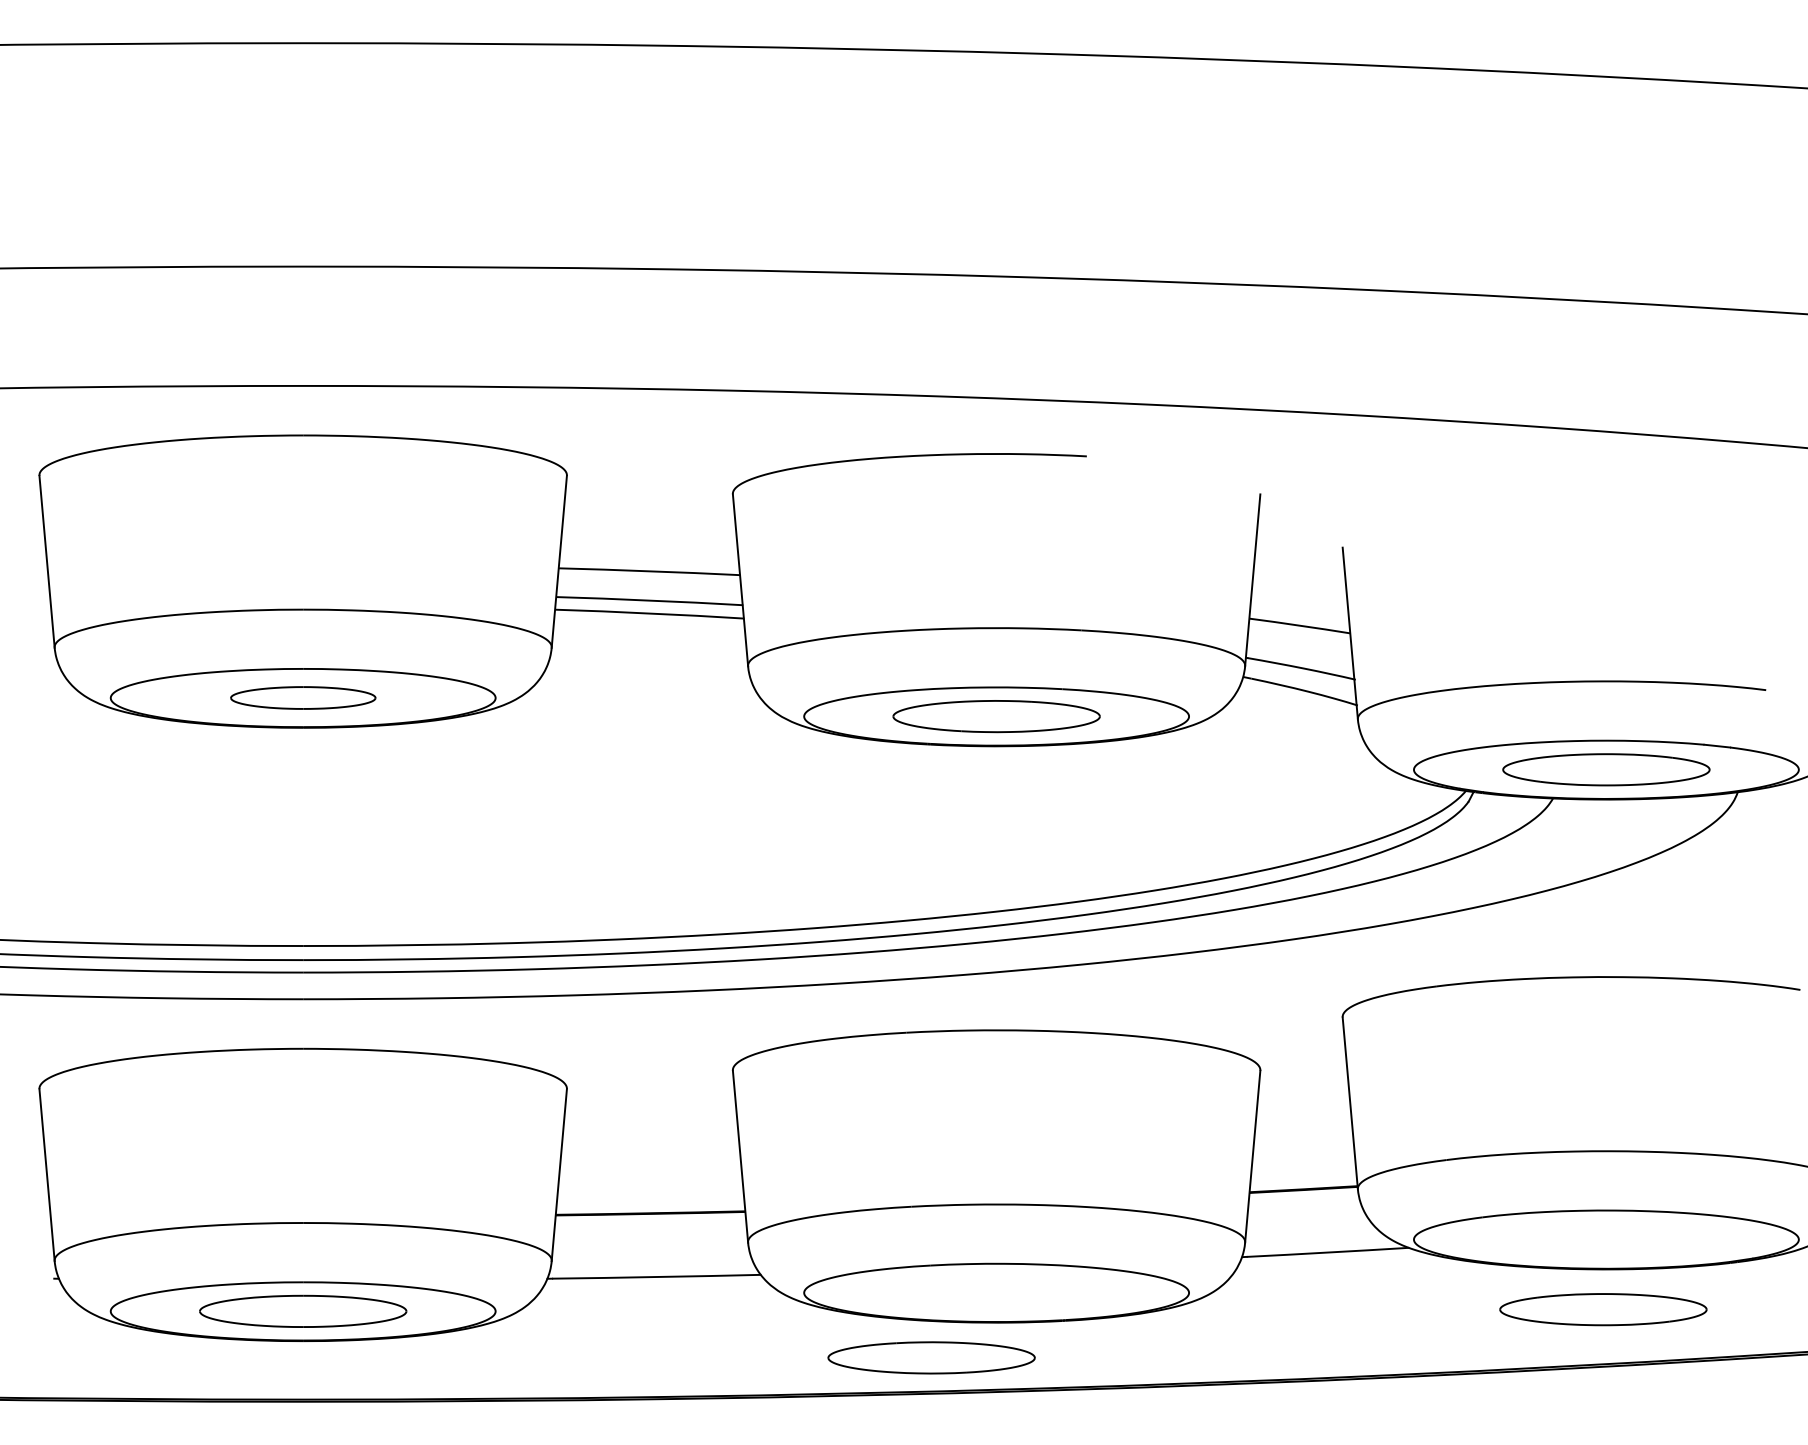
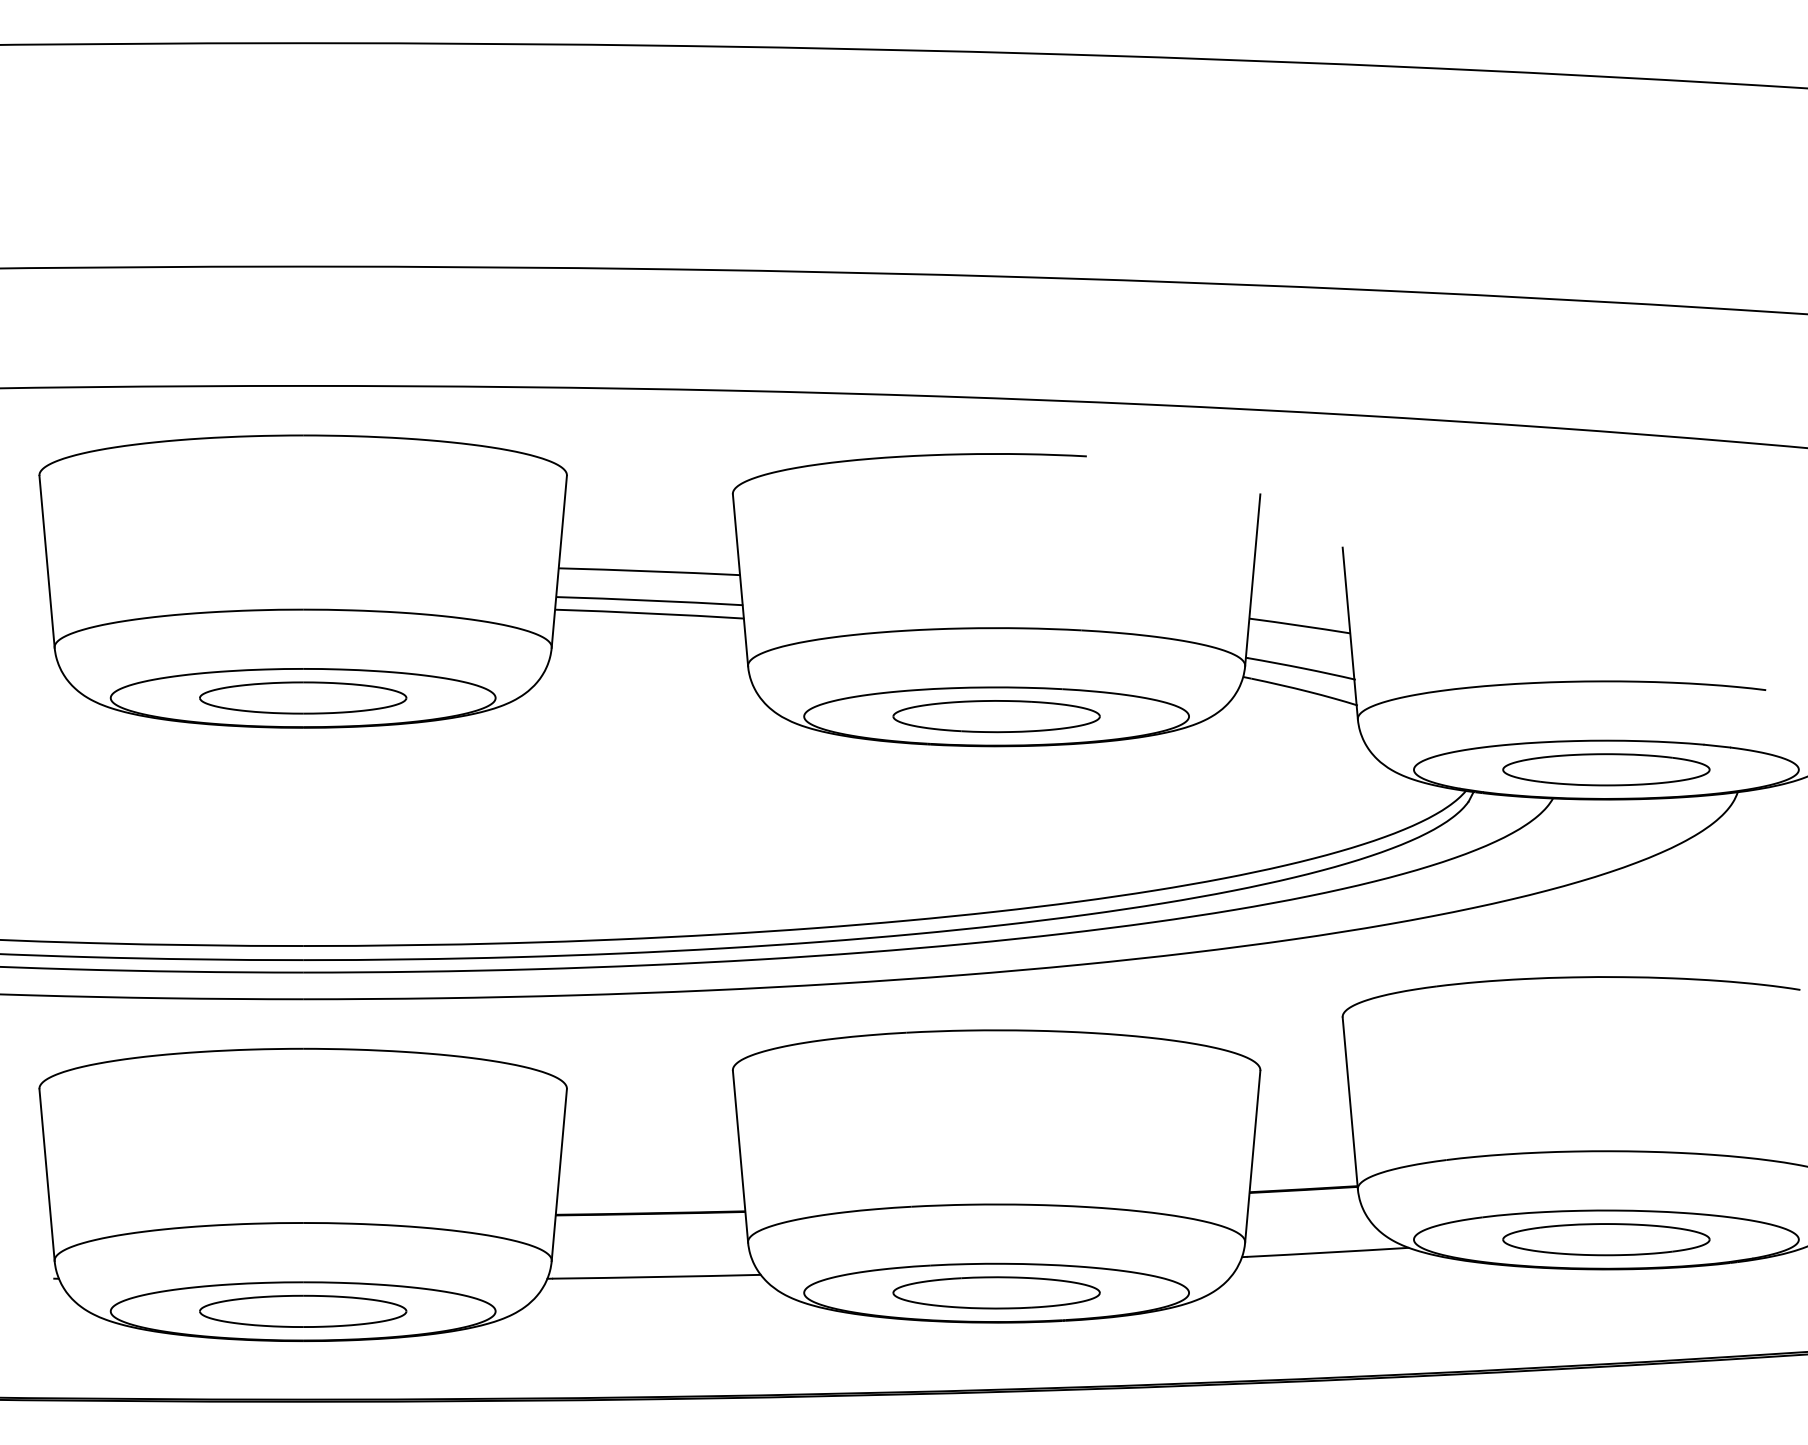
part size: 147x24 px -> 209x34 px (303, 697)
part position: (1603, 1309) -> (1606, 1239) (1606, 1239)
part position: (931, 1357) -> (996, 1292) (996, 1292)
